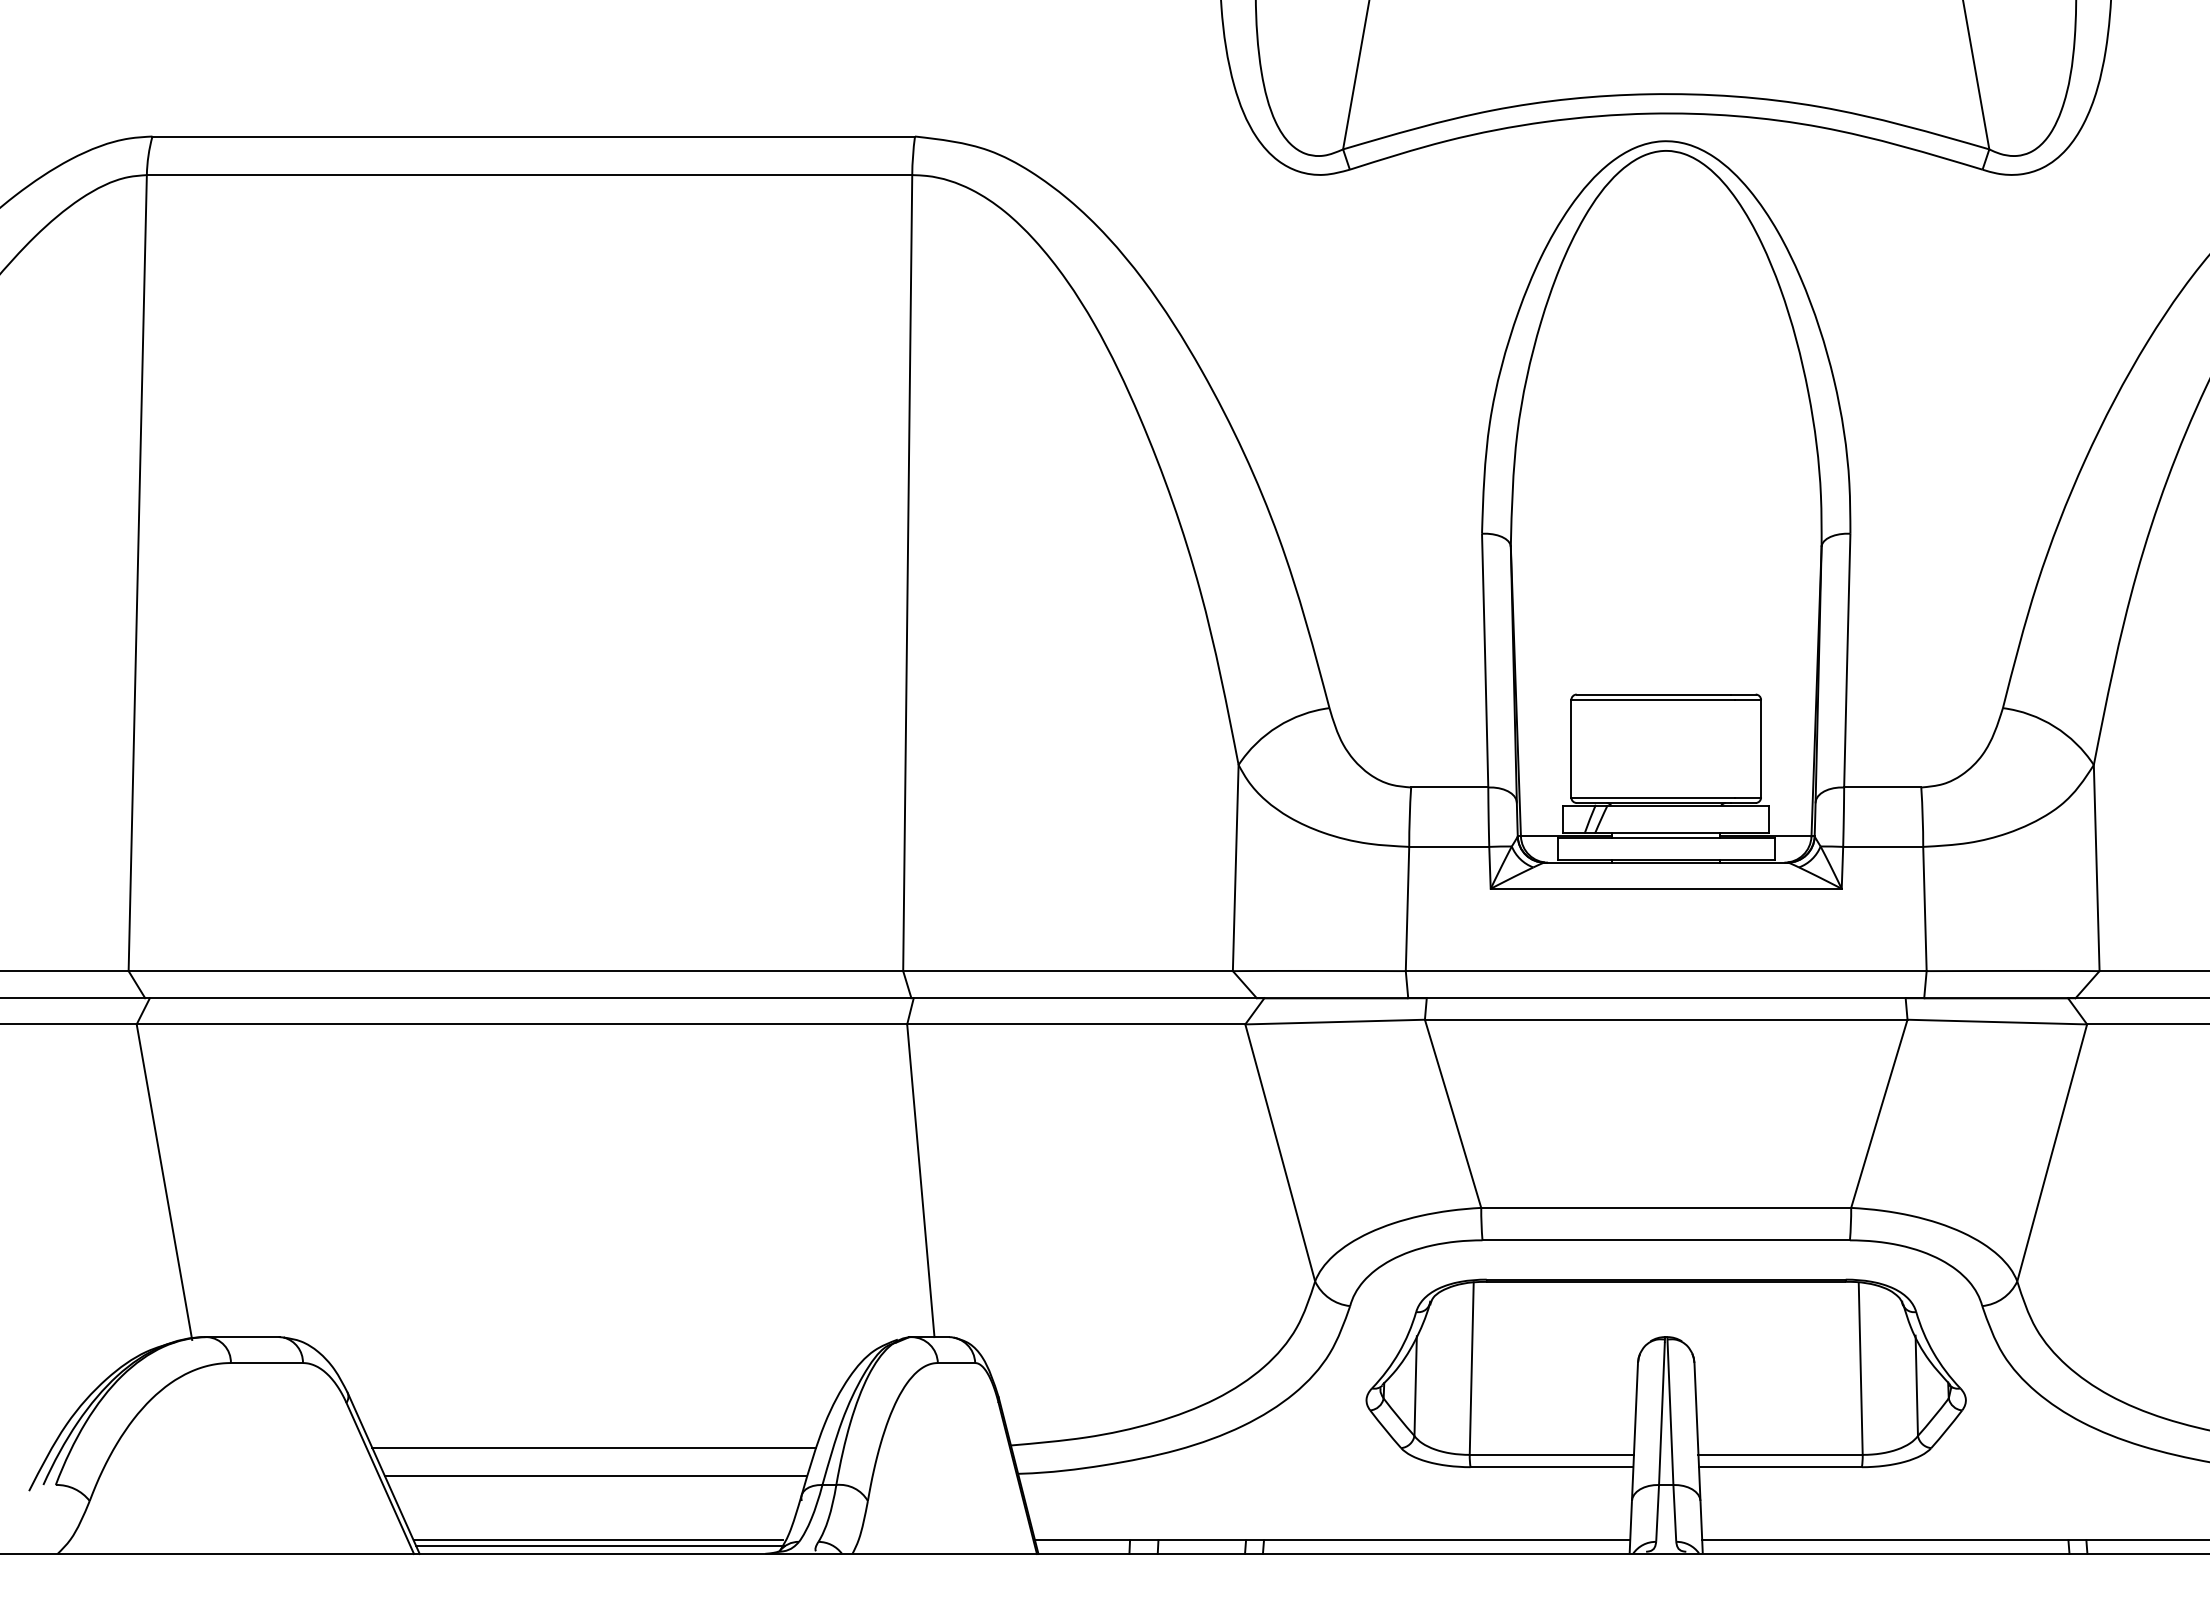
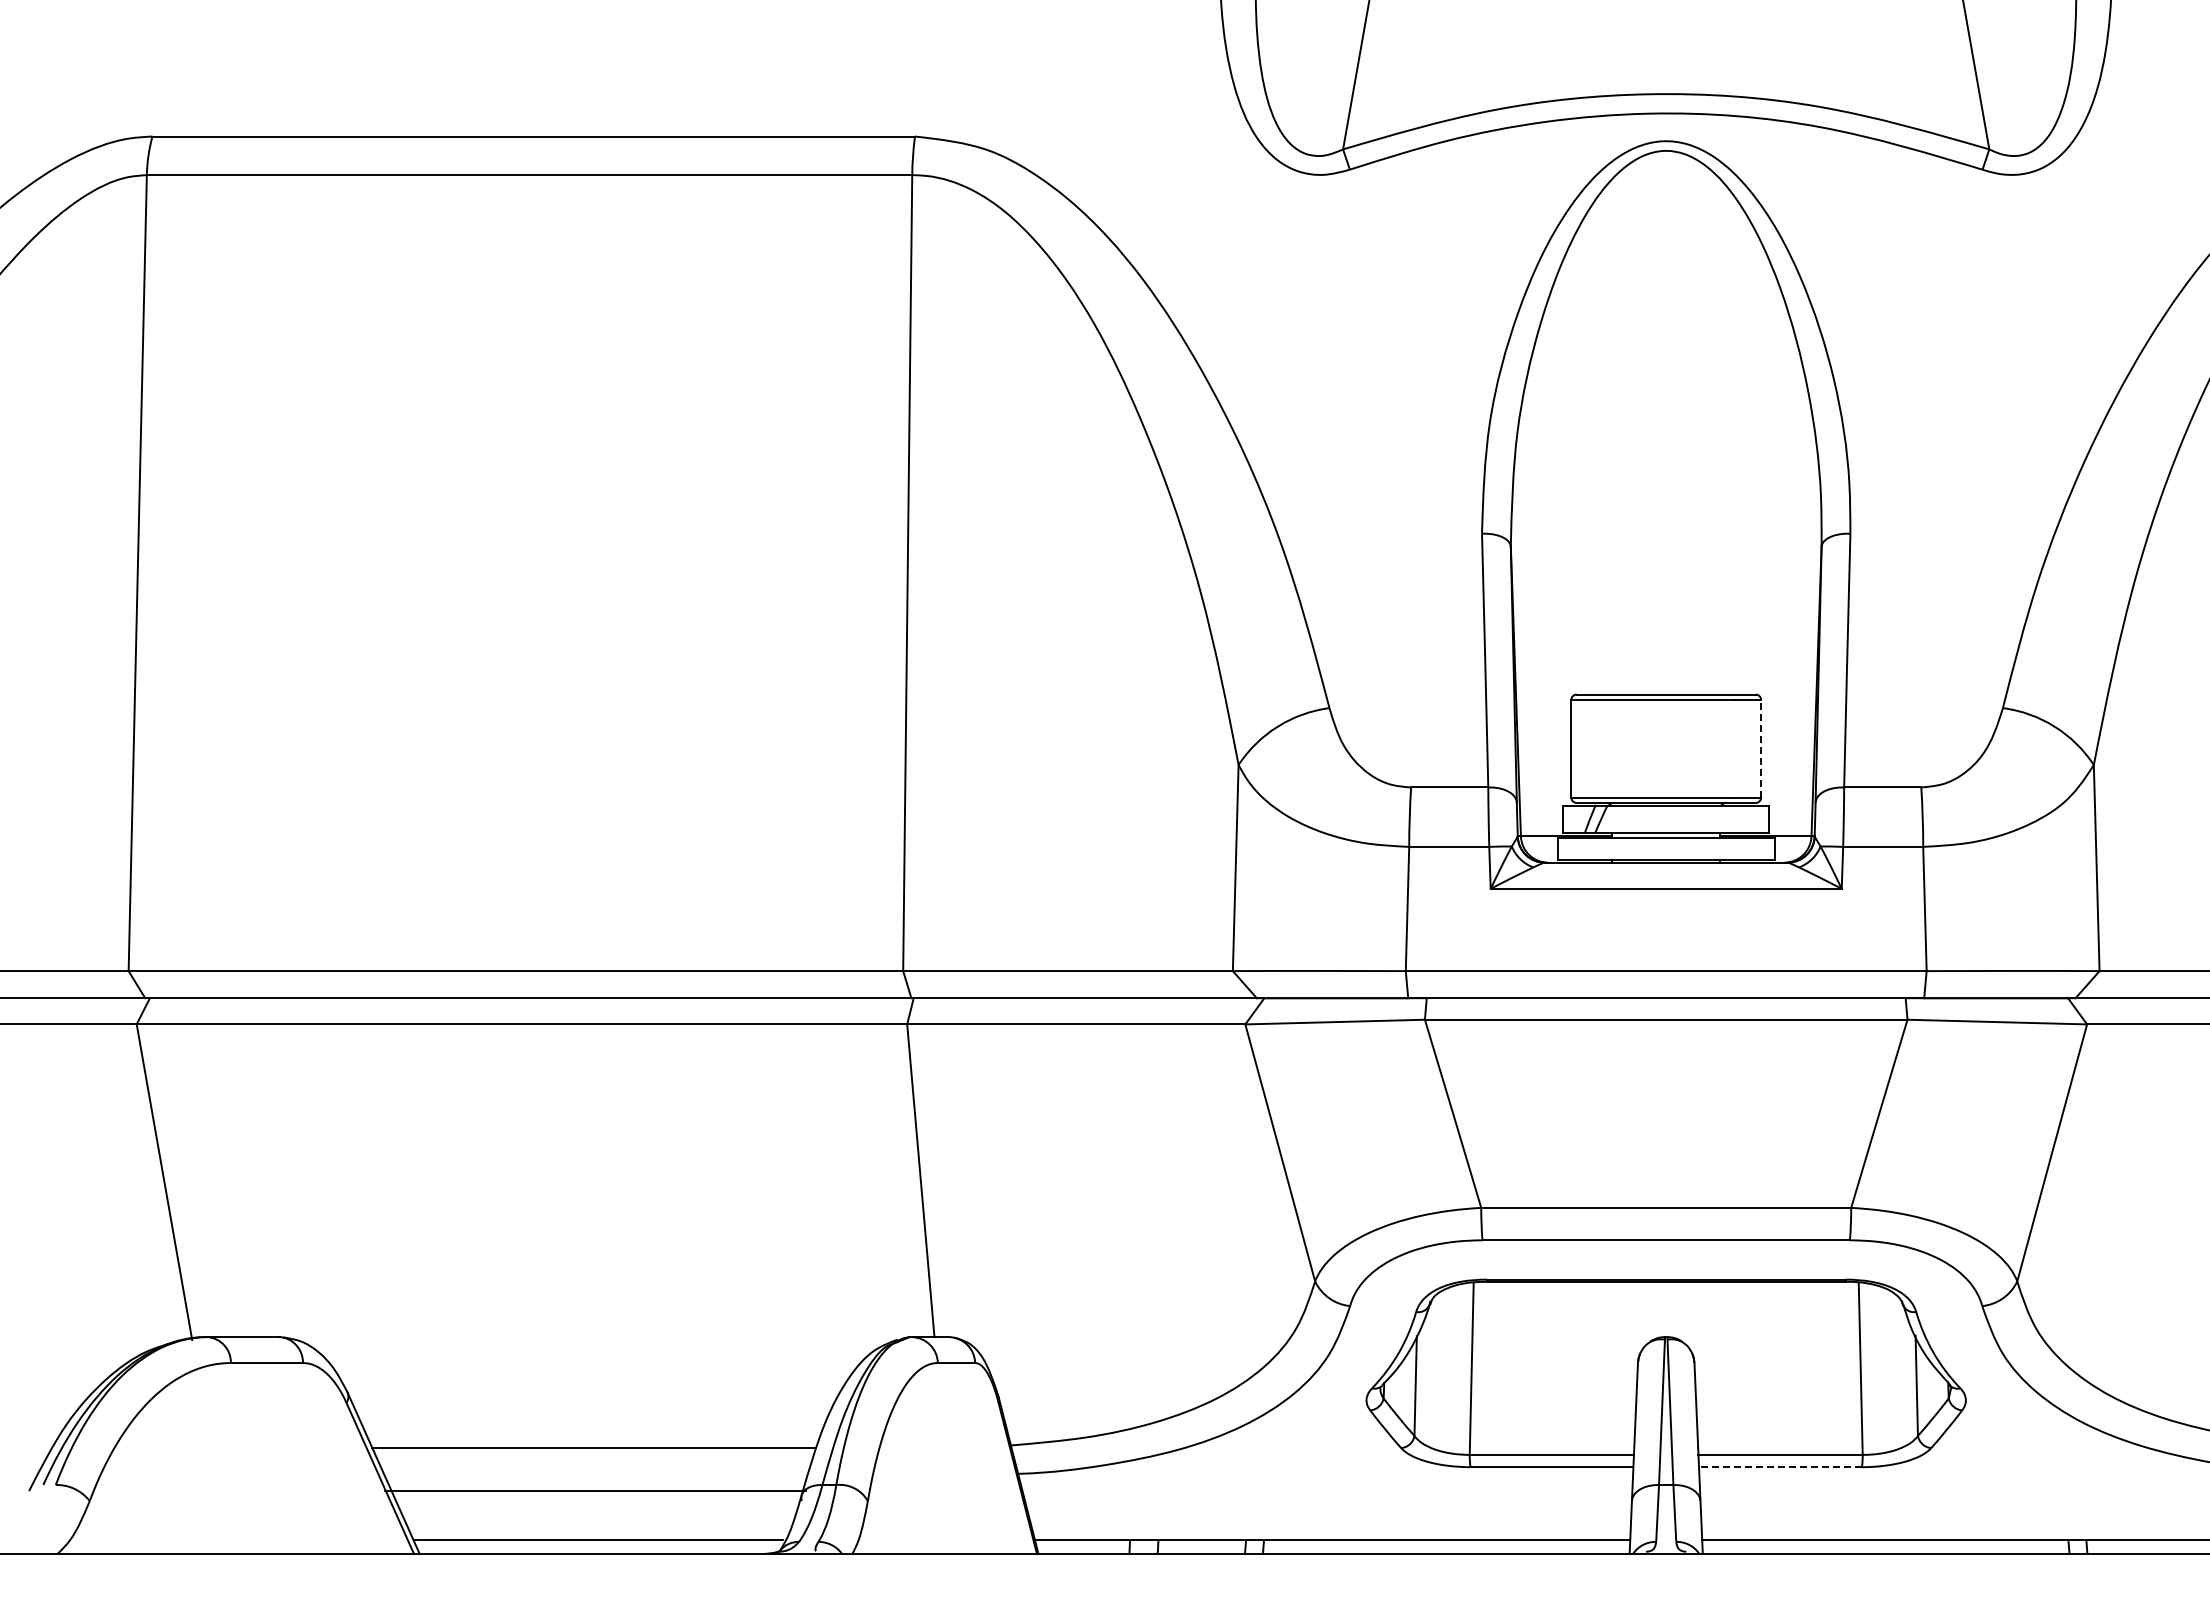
line: solid -> dashed (1761, 748)
line: solid -> dashed (1780, 1467)
line position: (595, 1475) -> (595, 1490) (595, 1490)
line: present -> none (600, 1545)
